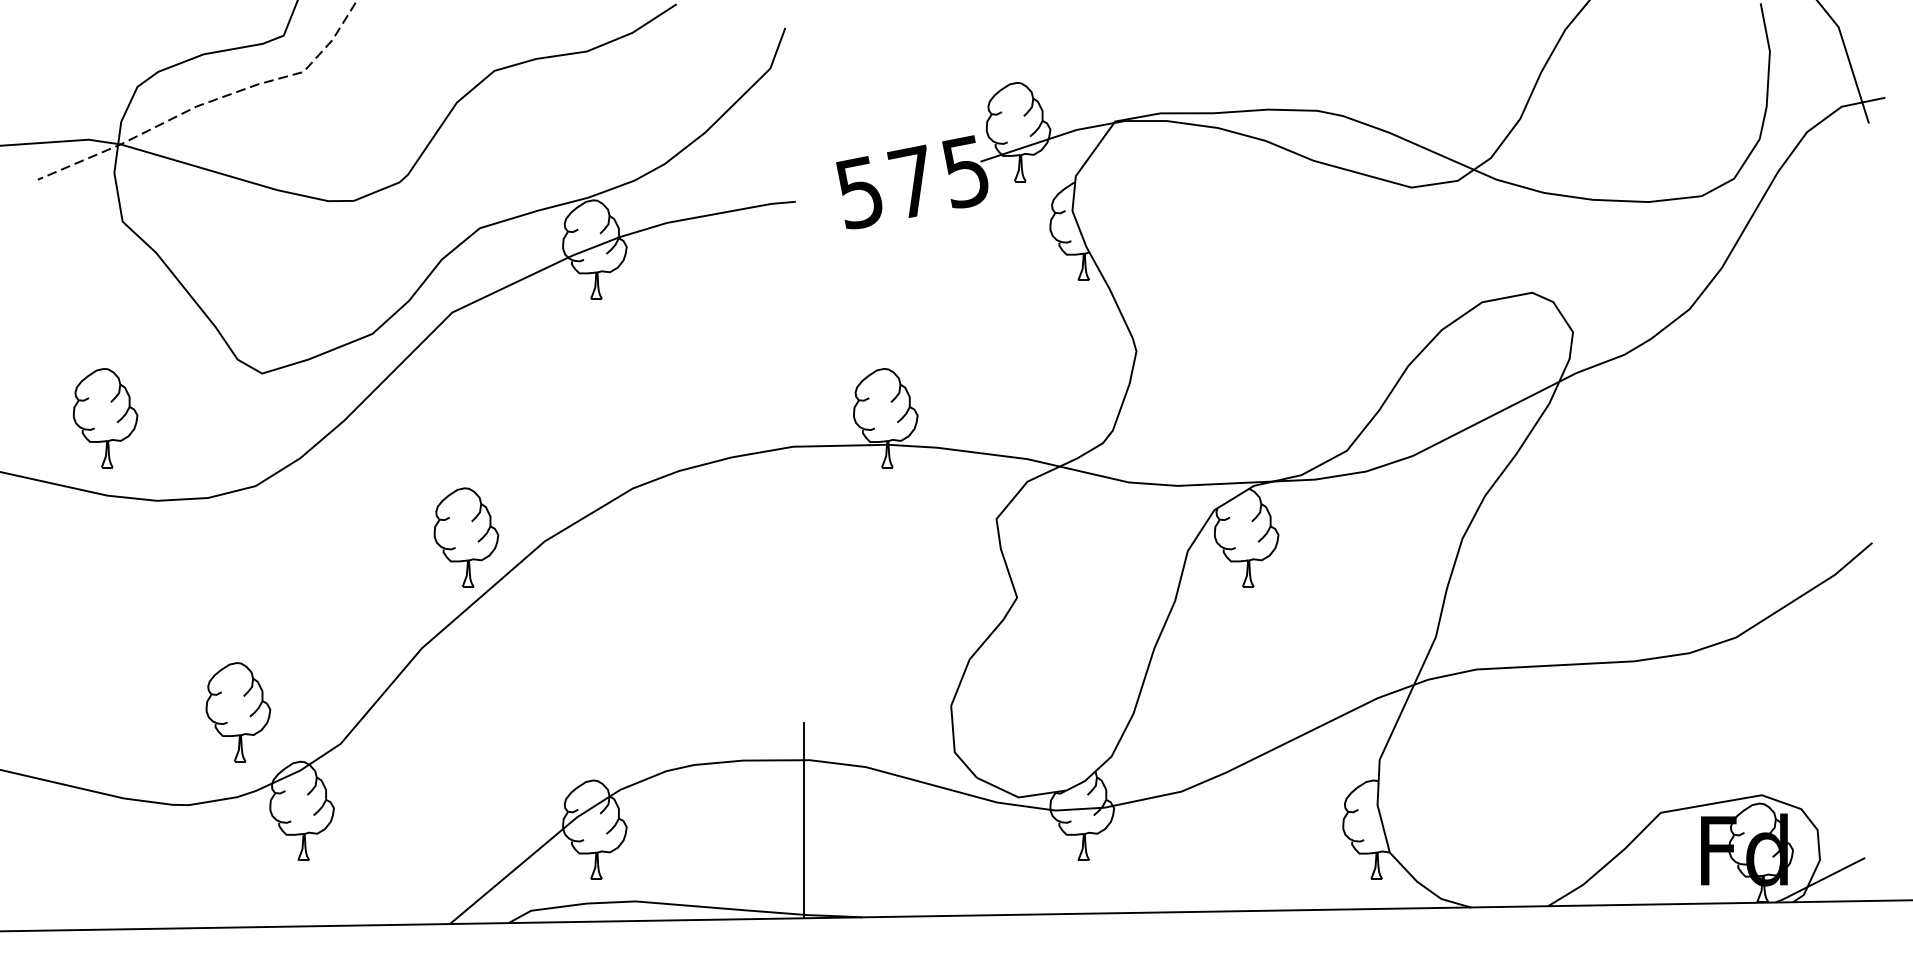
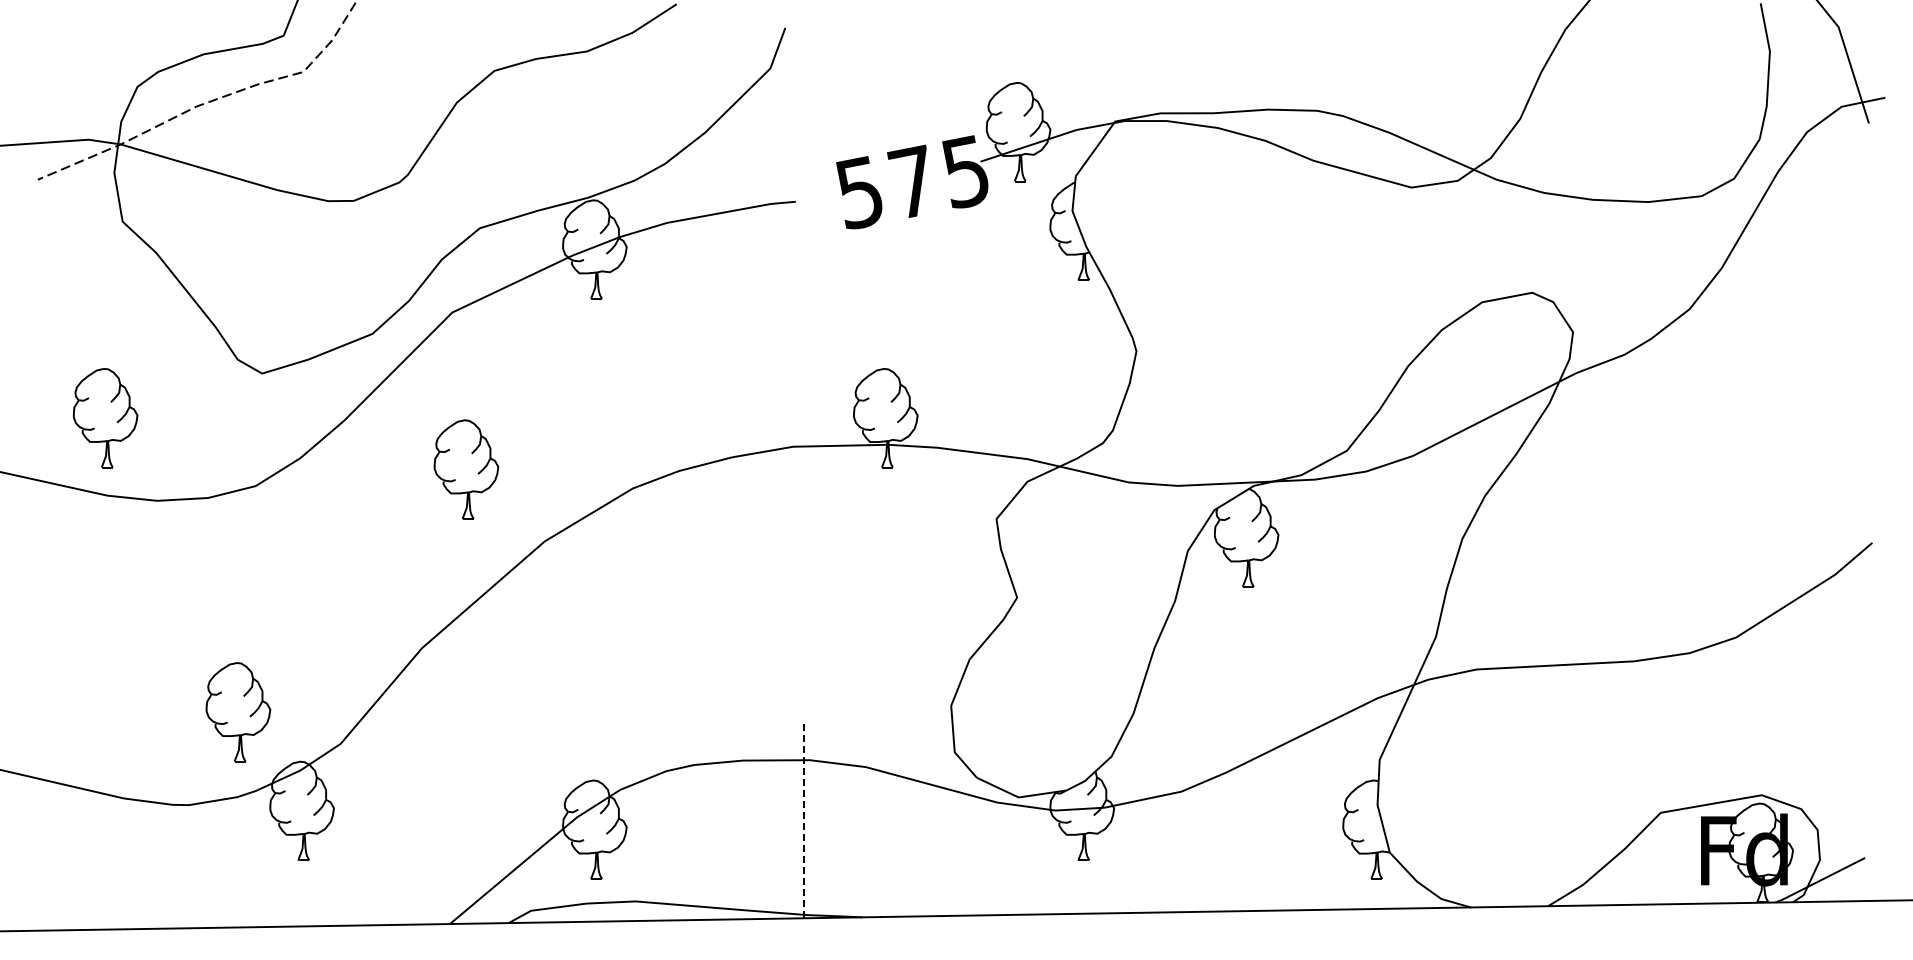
part position: (466, 537) -> (466, 469) (466, 469)
line: solid -> dashed (804, 819)
